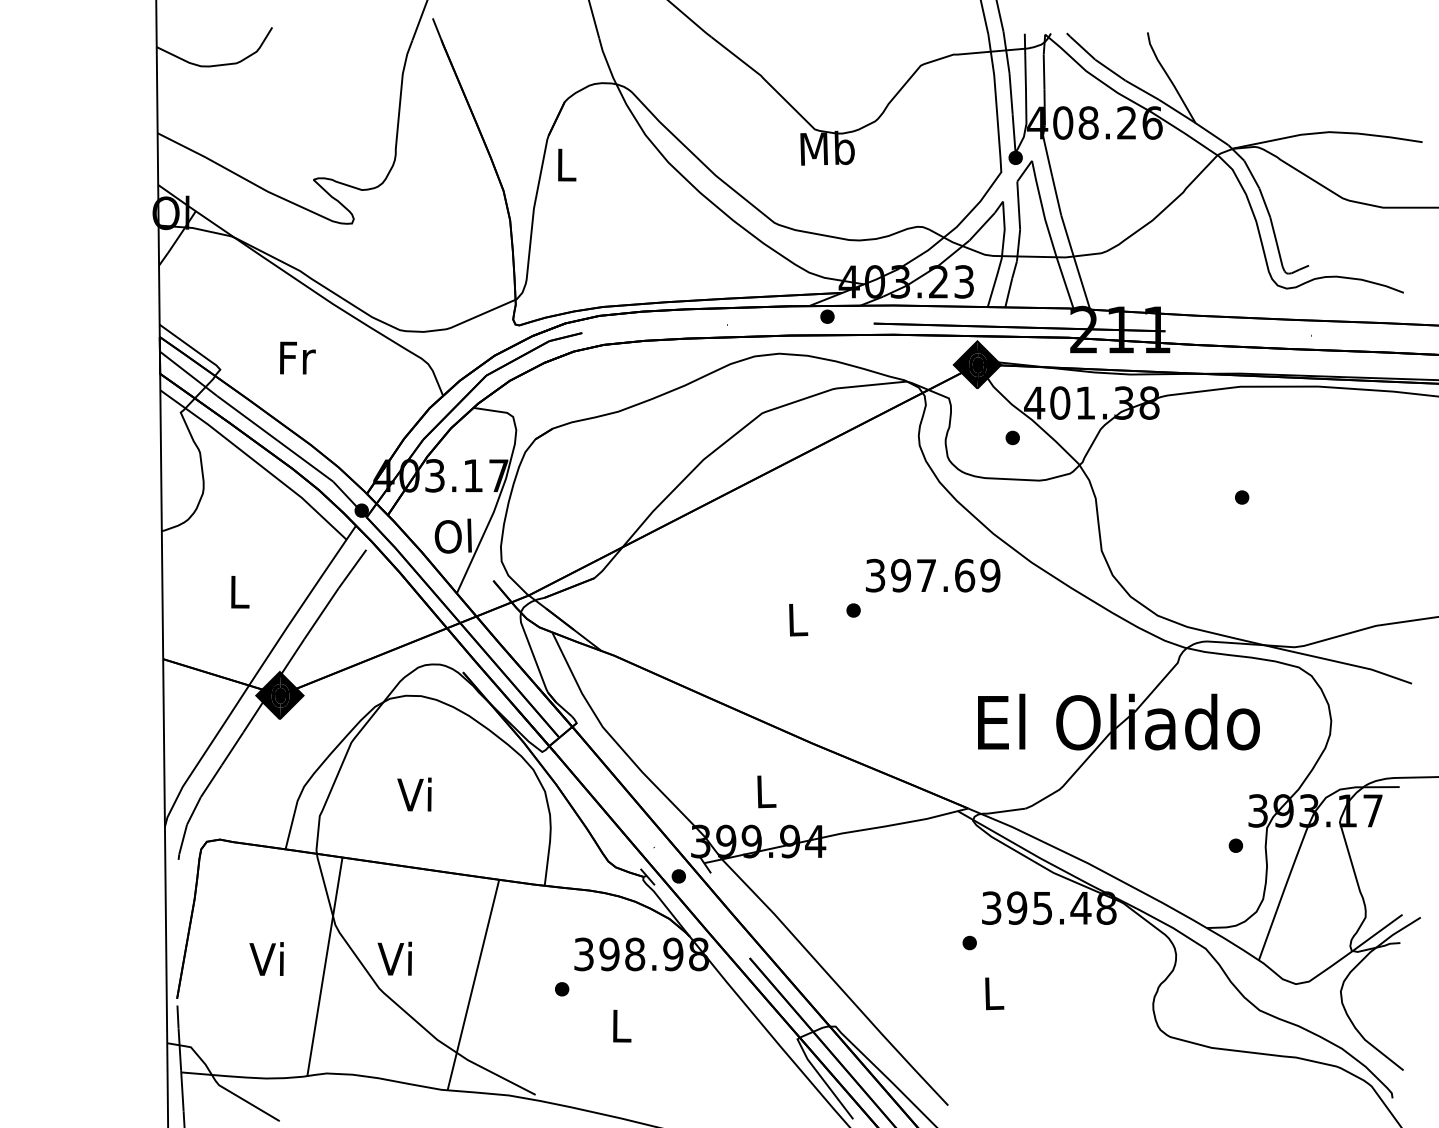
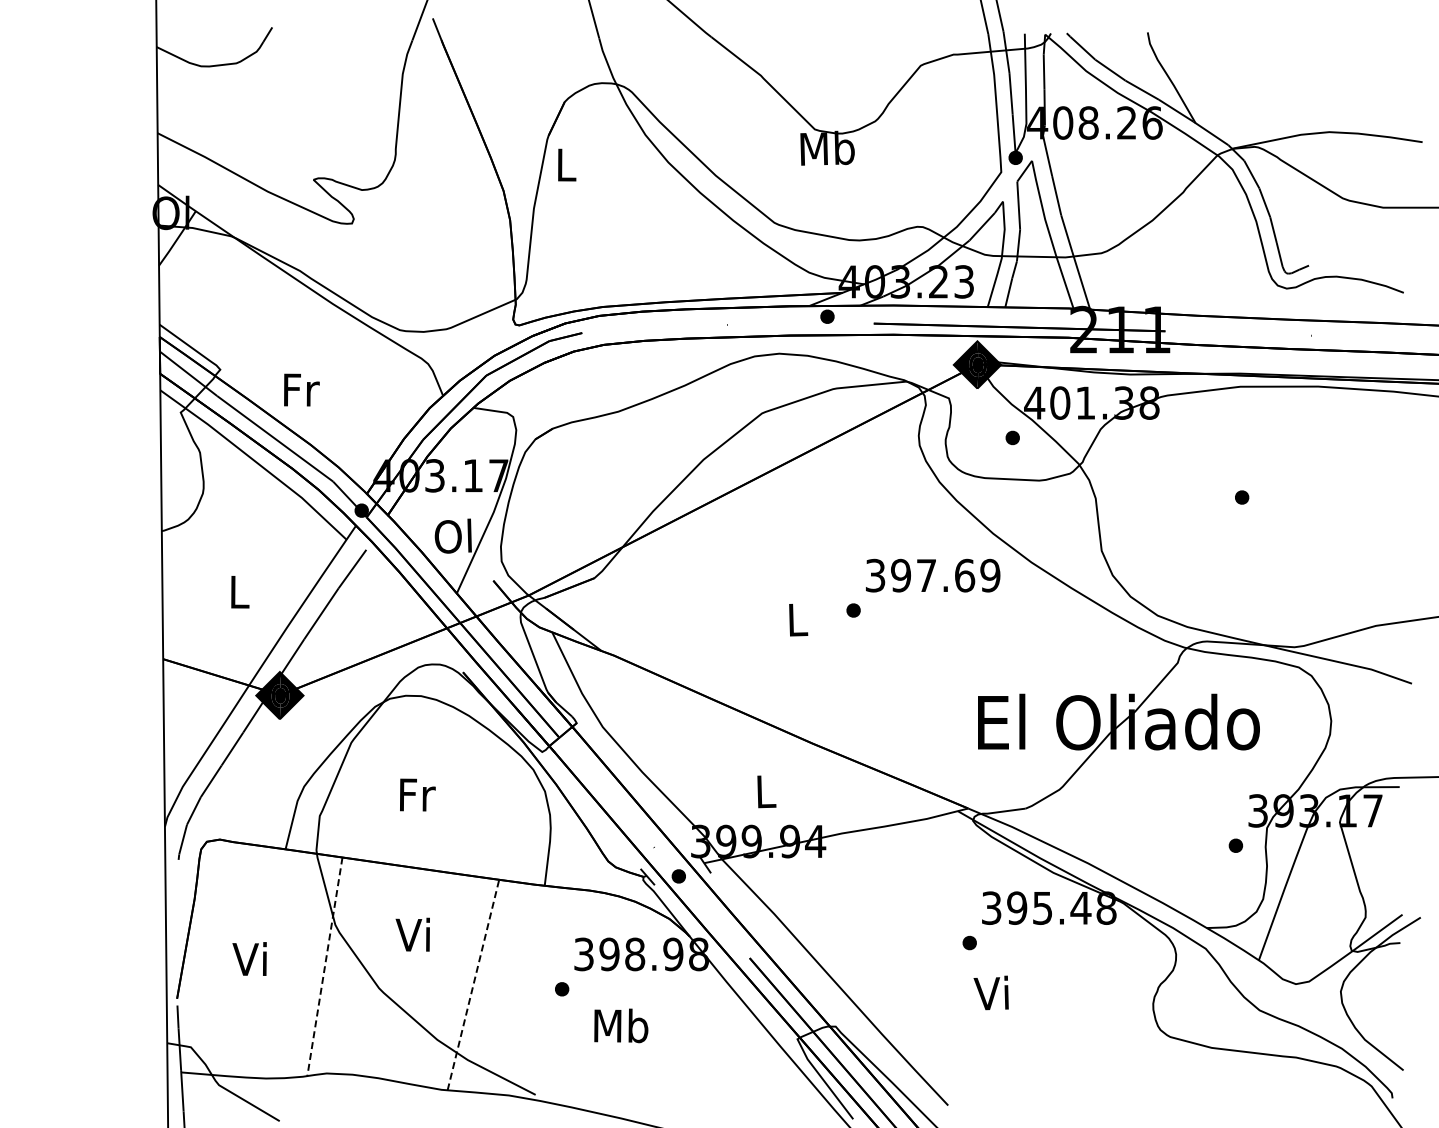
text position: (297, 357) -> (301, 389) (301, 389)
text: Vi -> Fr (416, 794)
text position: (266, 958) -> (249, 958) (249, 958)
text position: (394, 958) -> (412, 934) (412, 934)
line: solid -> dashed (324, 966)
line: solid -> dashed (473, 985)
text: L -> Vi (990, 992)
text: L -> Mb (621, 1025)
